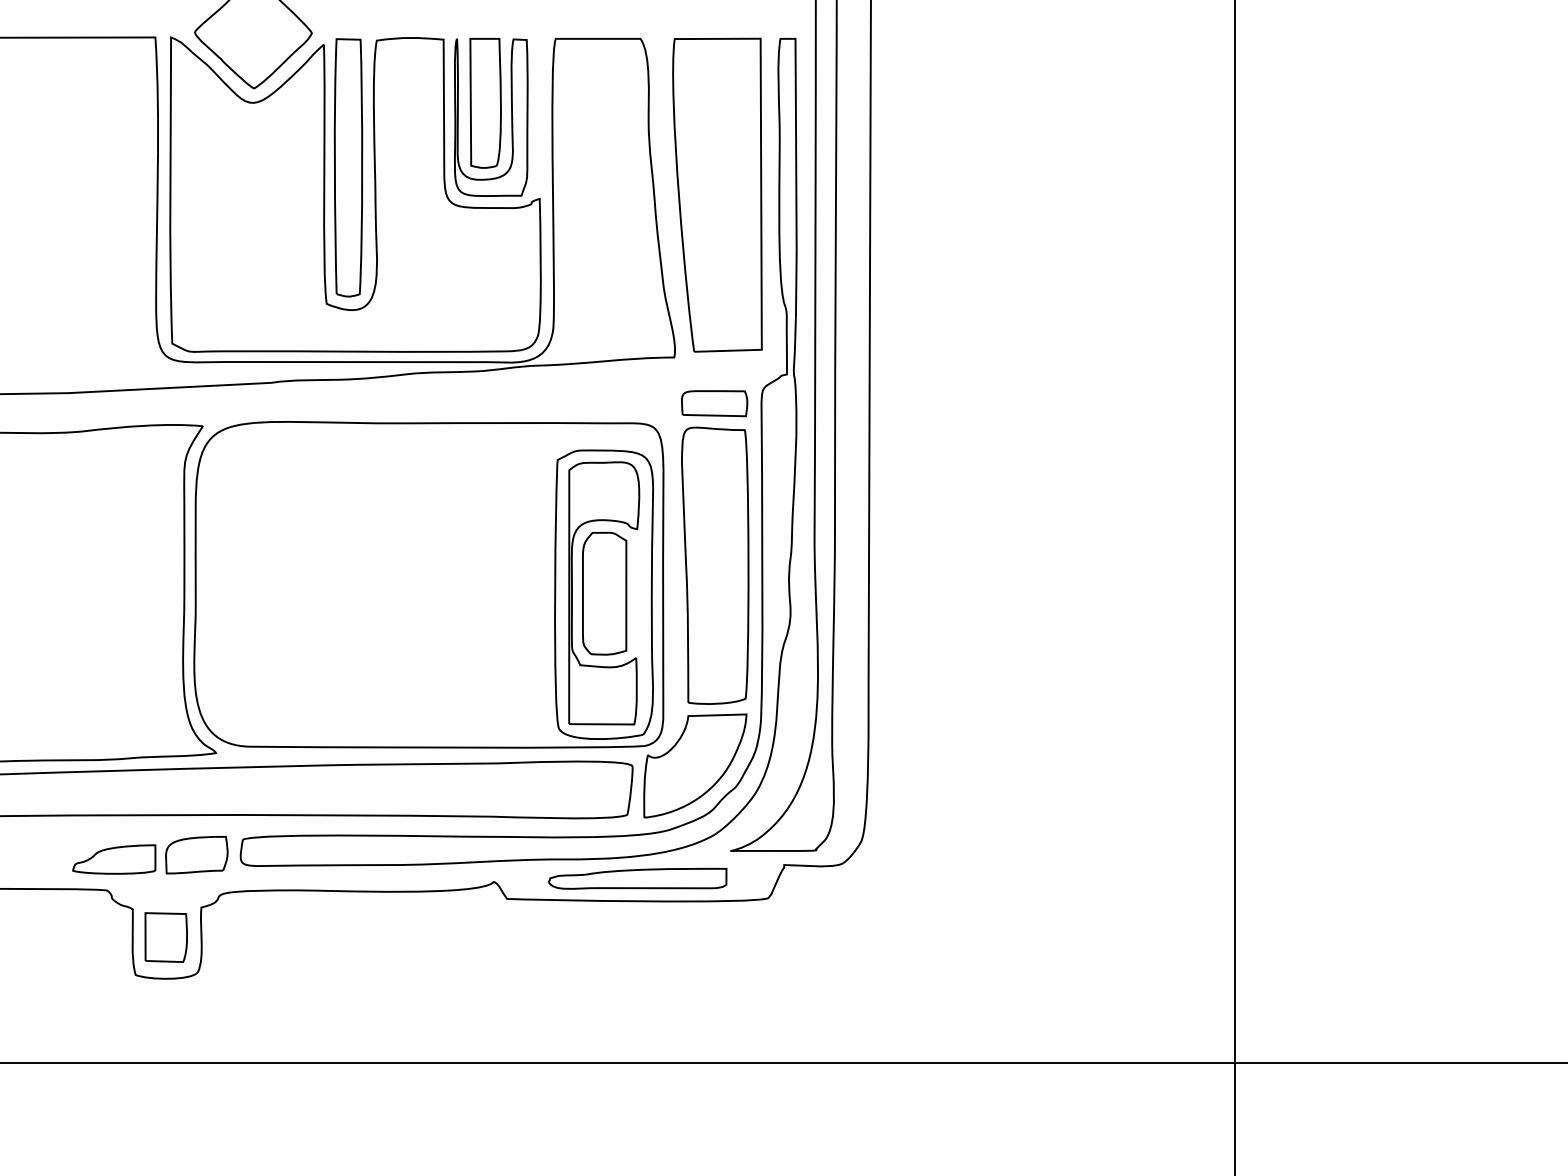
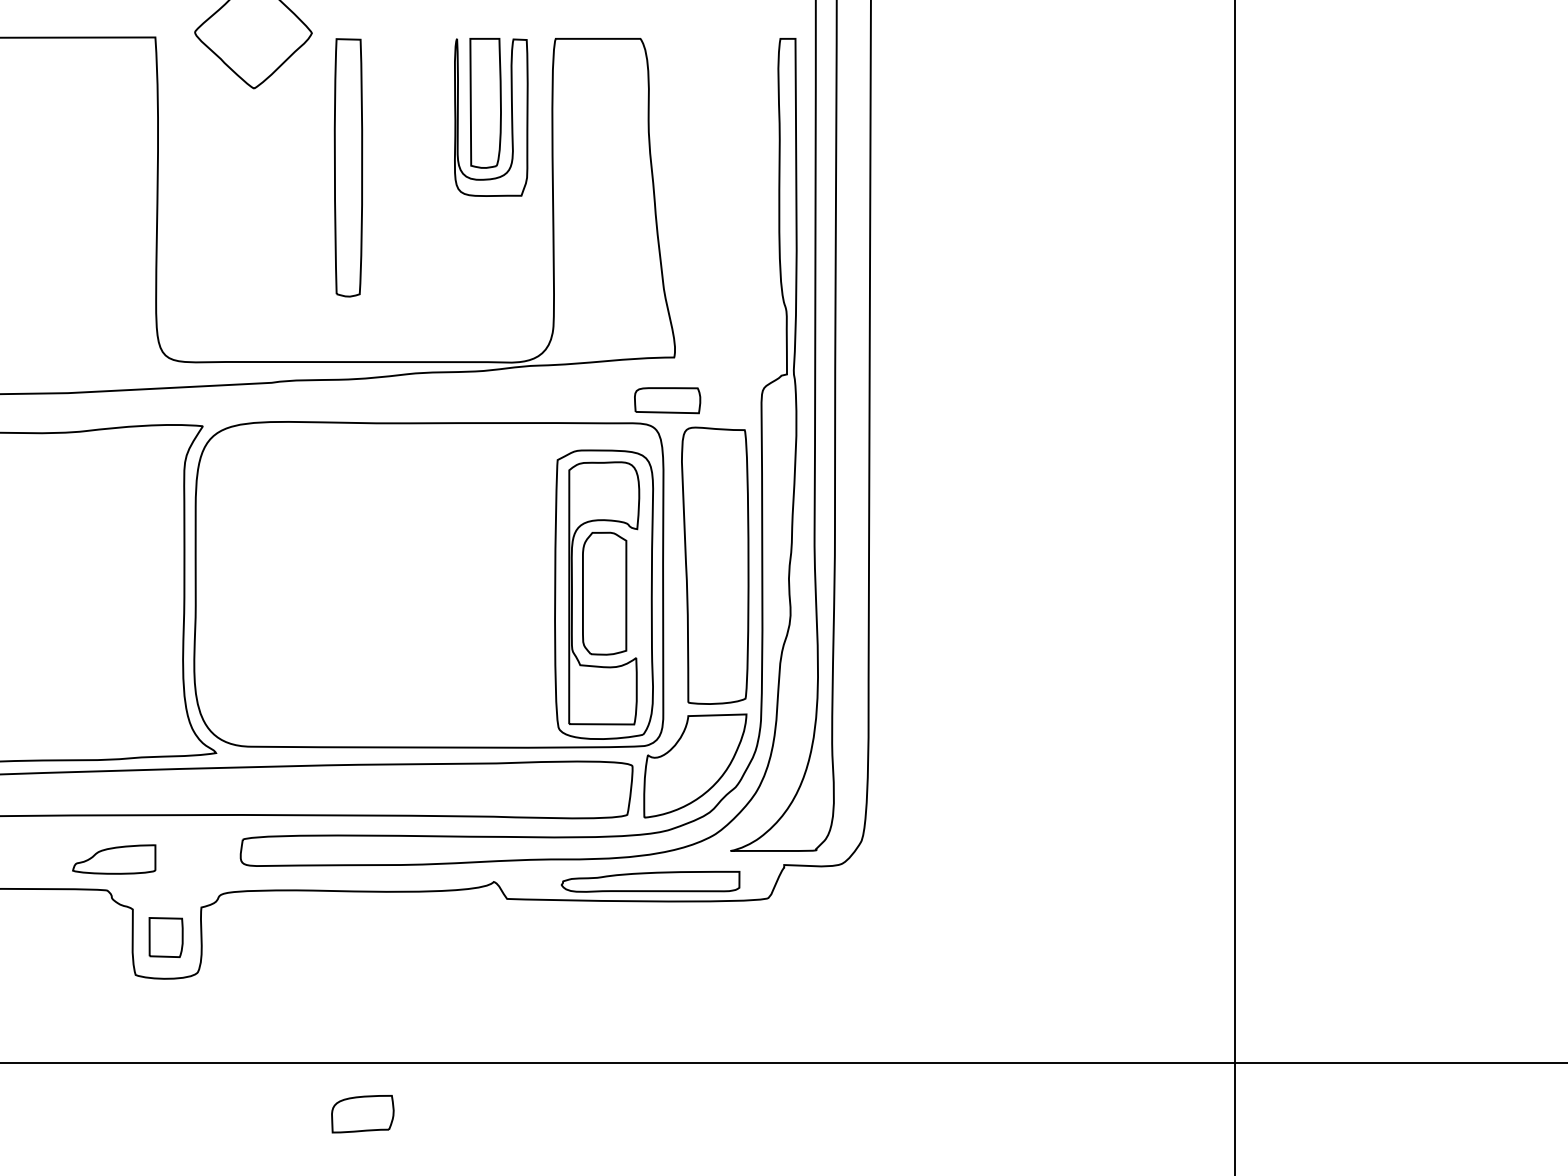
part: present -> none (374, 194)
part: present -> none (717, 194)
part position: (714, 403) -> (667, 400) (667, 400)
part position: (196, 855) -> (362, 1114) (362, 1114)
part position: (637, 878) -> (650, 881) (650, 881)
part size: 44x51 px -> 36x41 px (165, 937)
